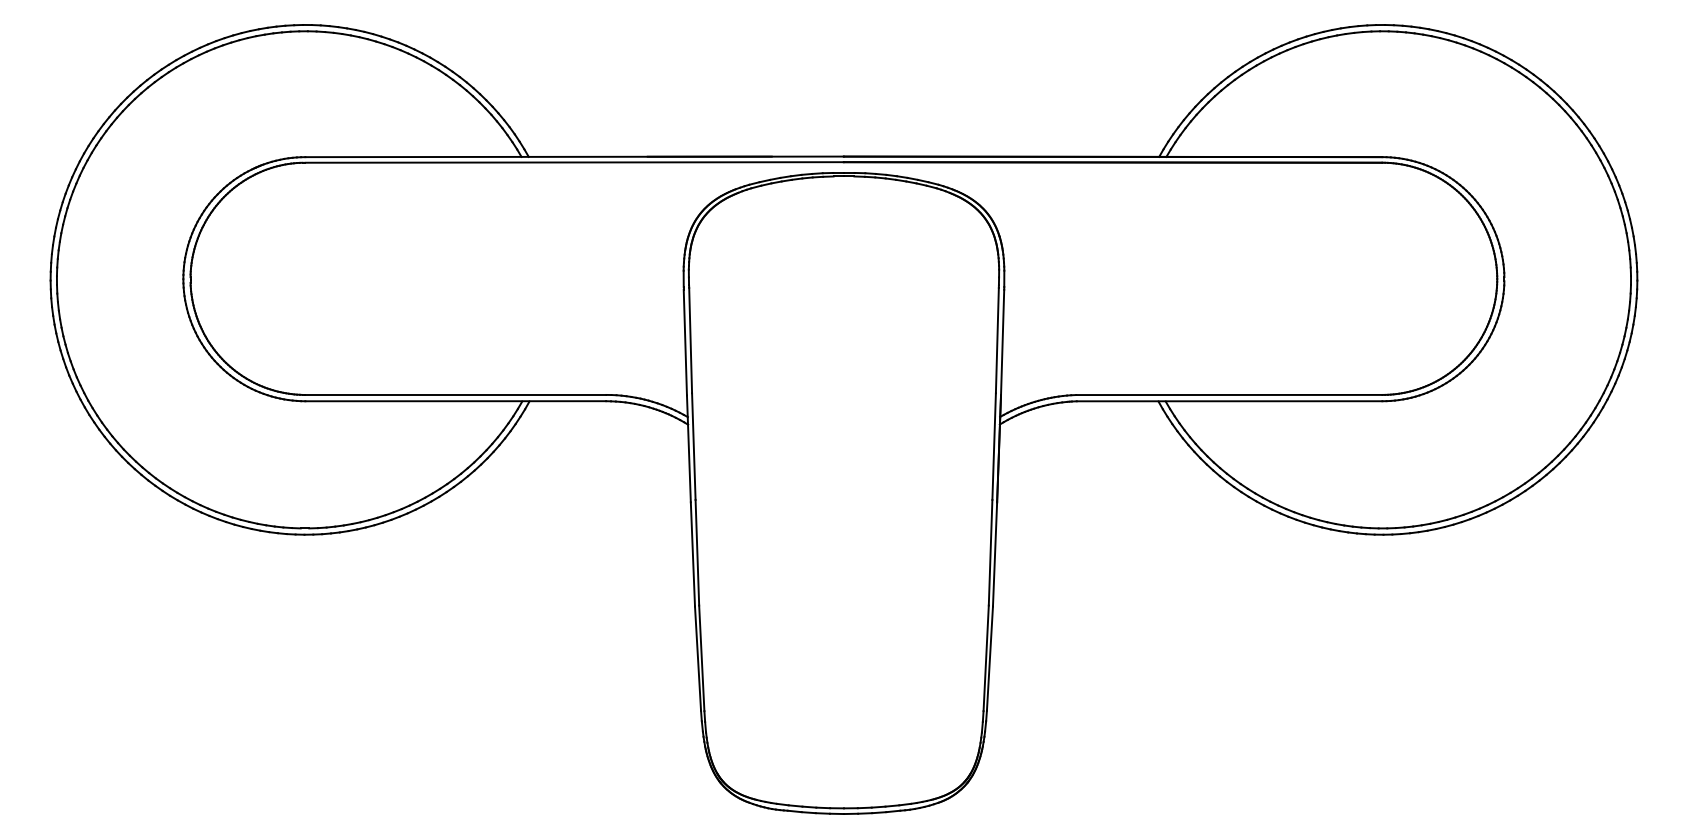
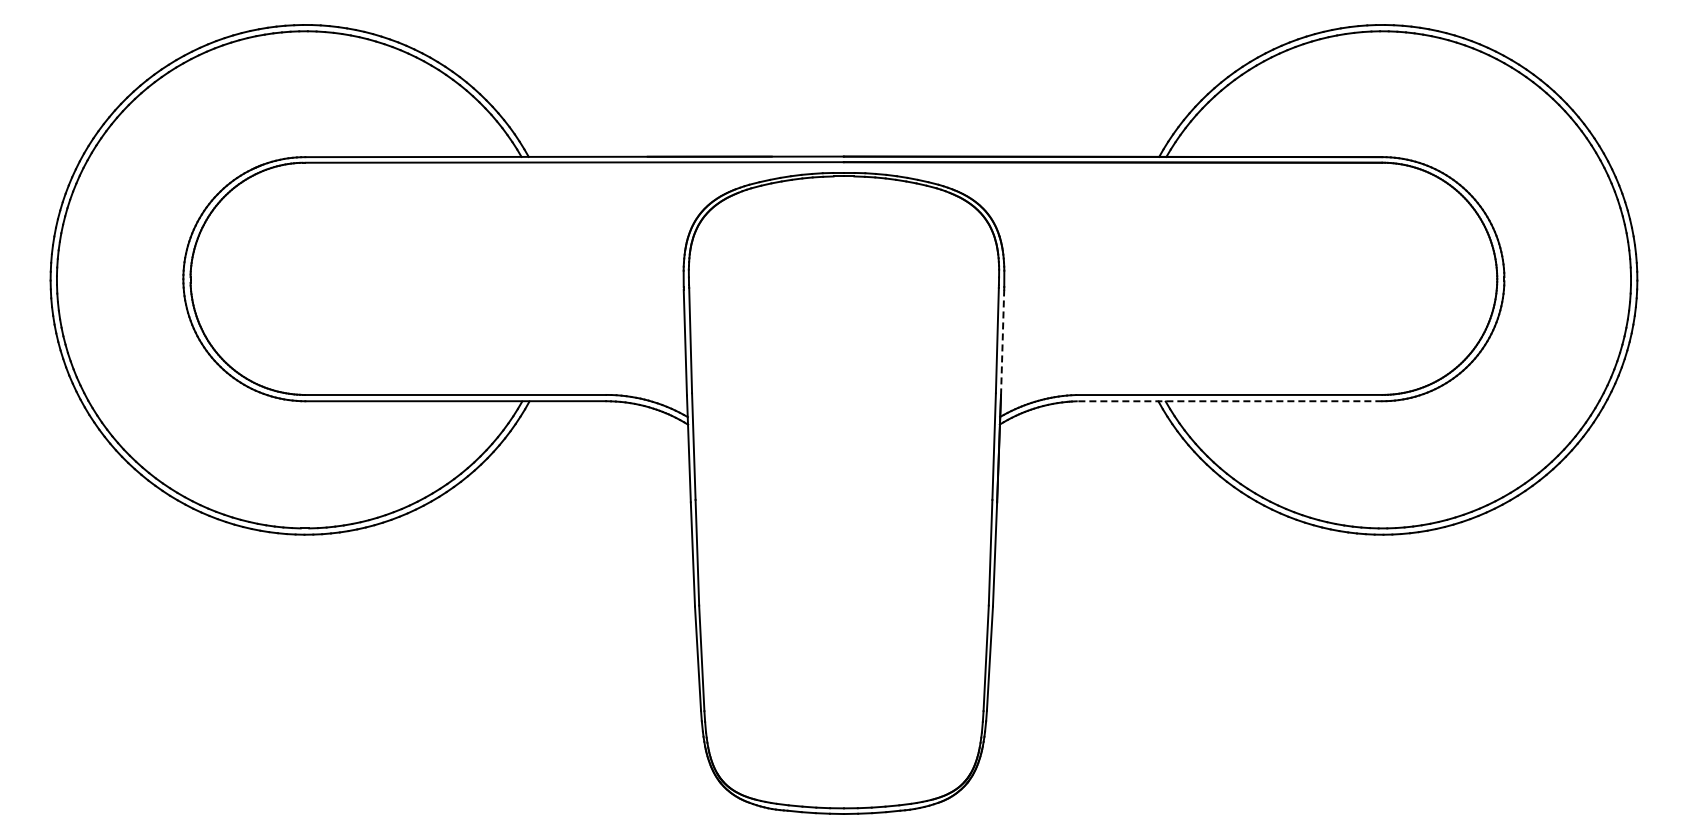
line: solid -> dashed (1002, 342)
line: solid -> dashed (1229, 401)
